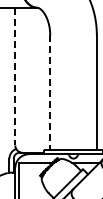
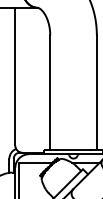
line: dashed -> solid (15, 76)
line: dashed -> solid (50, 93)
